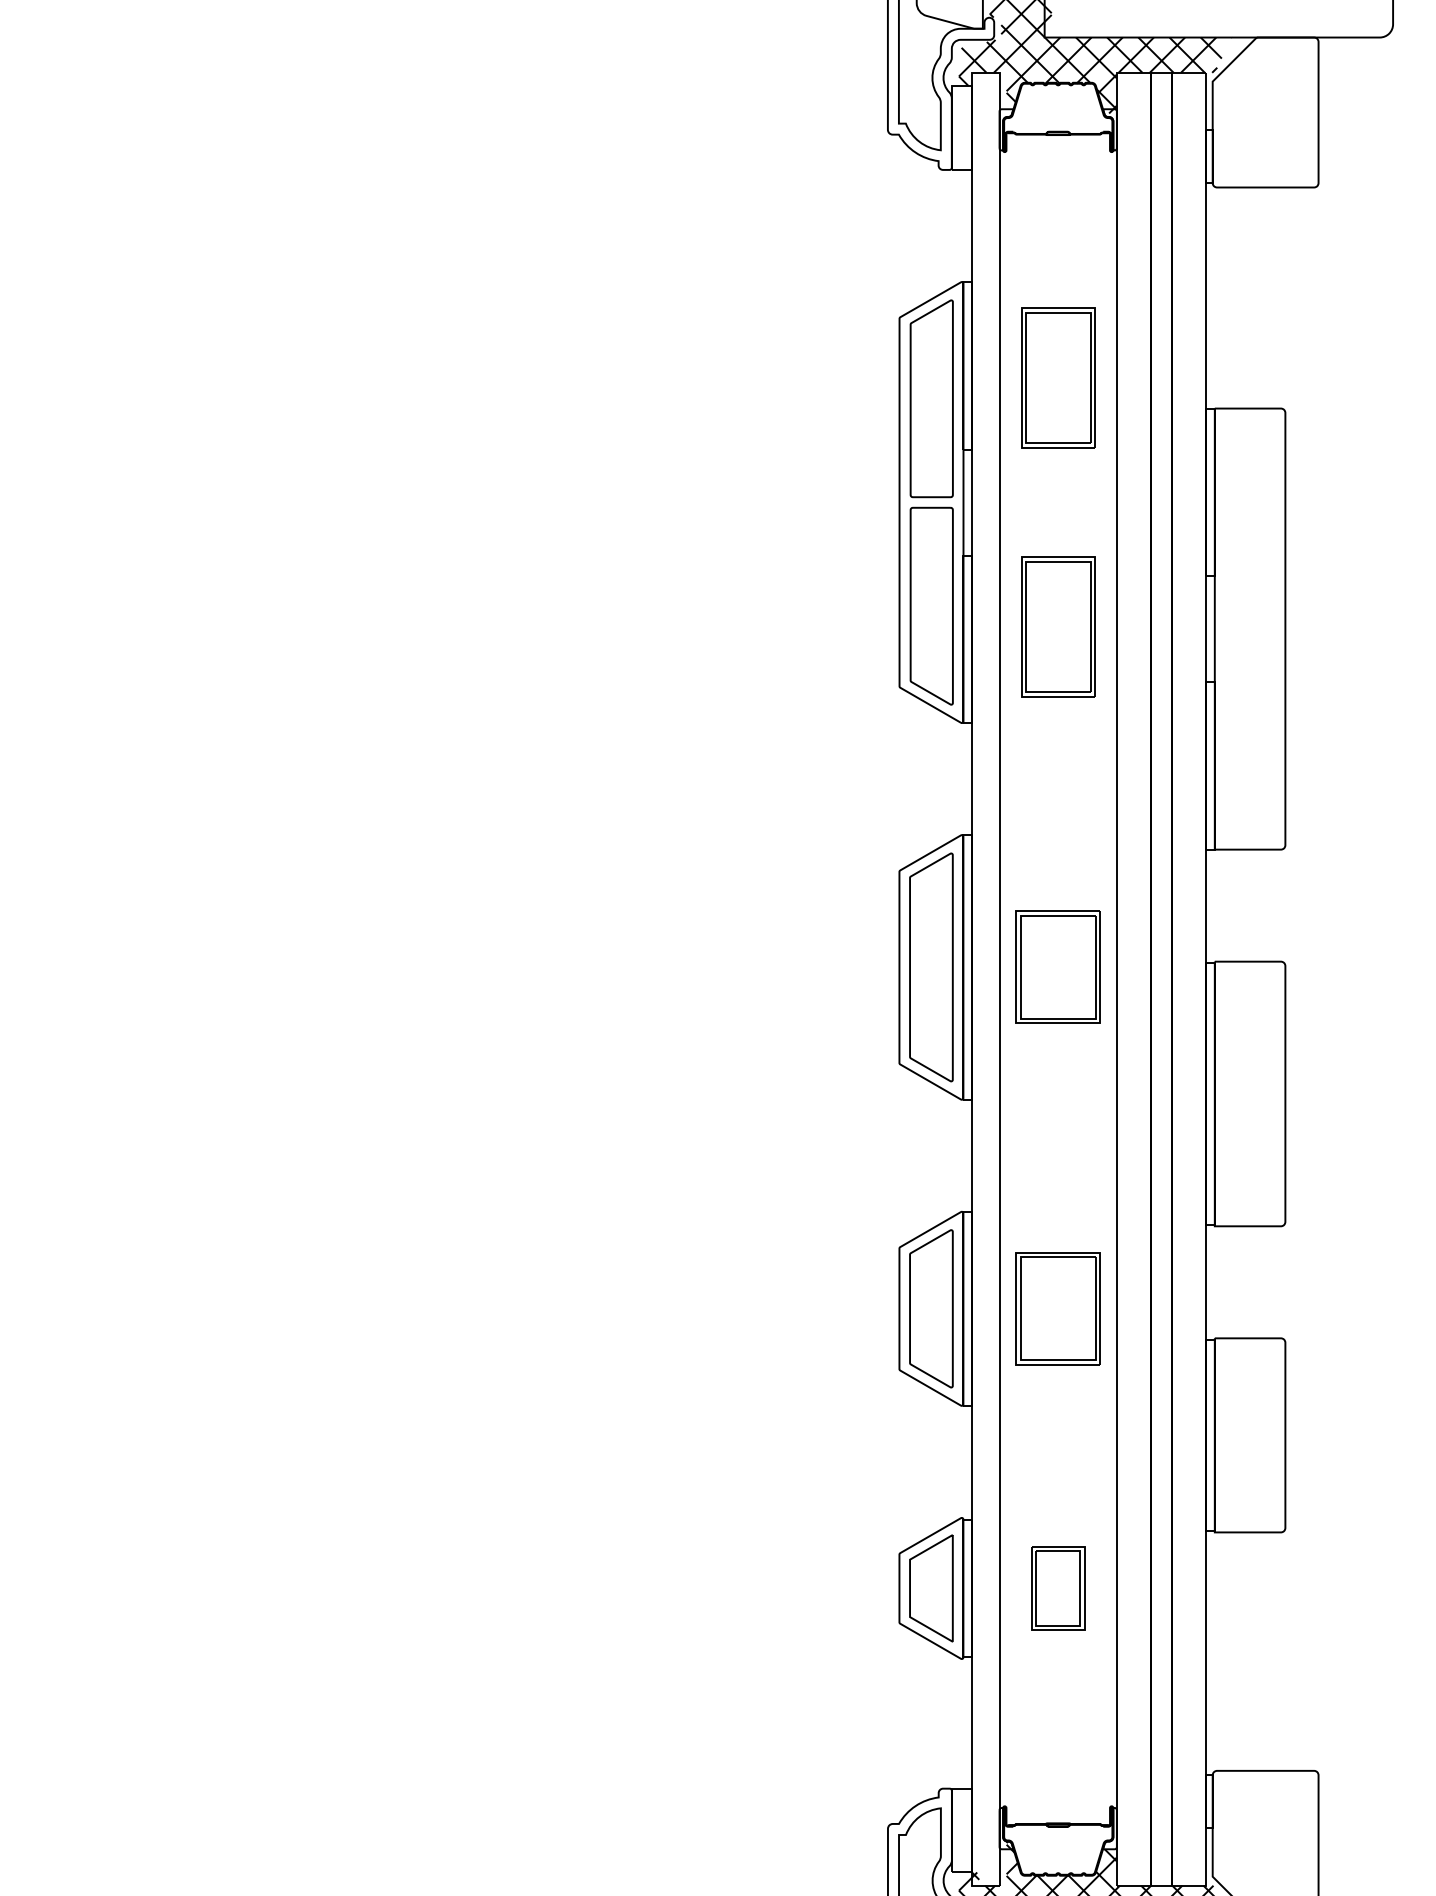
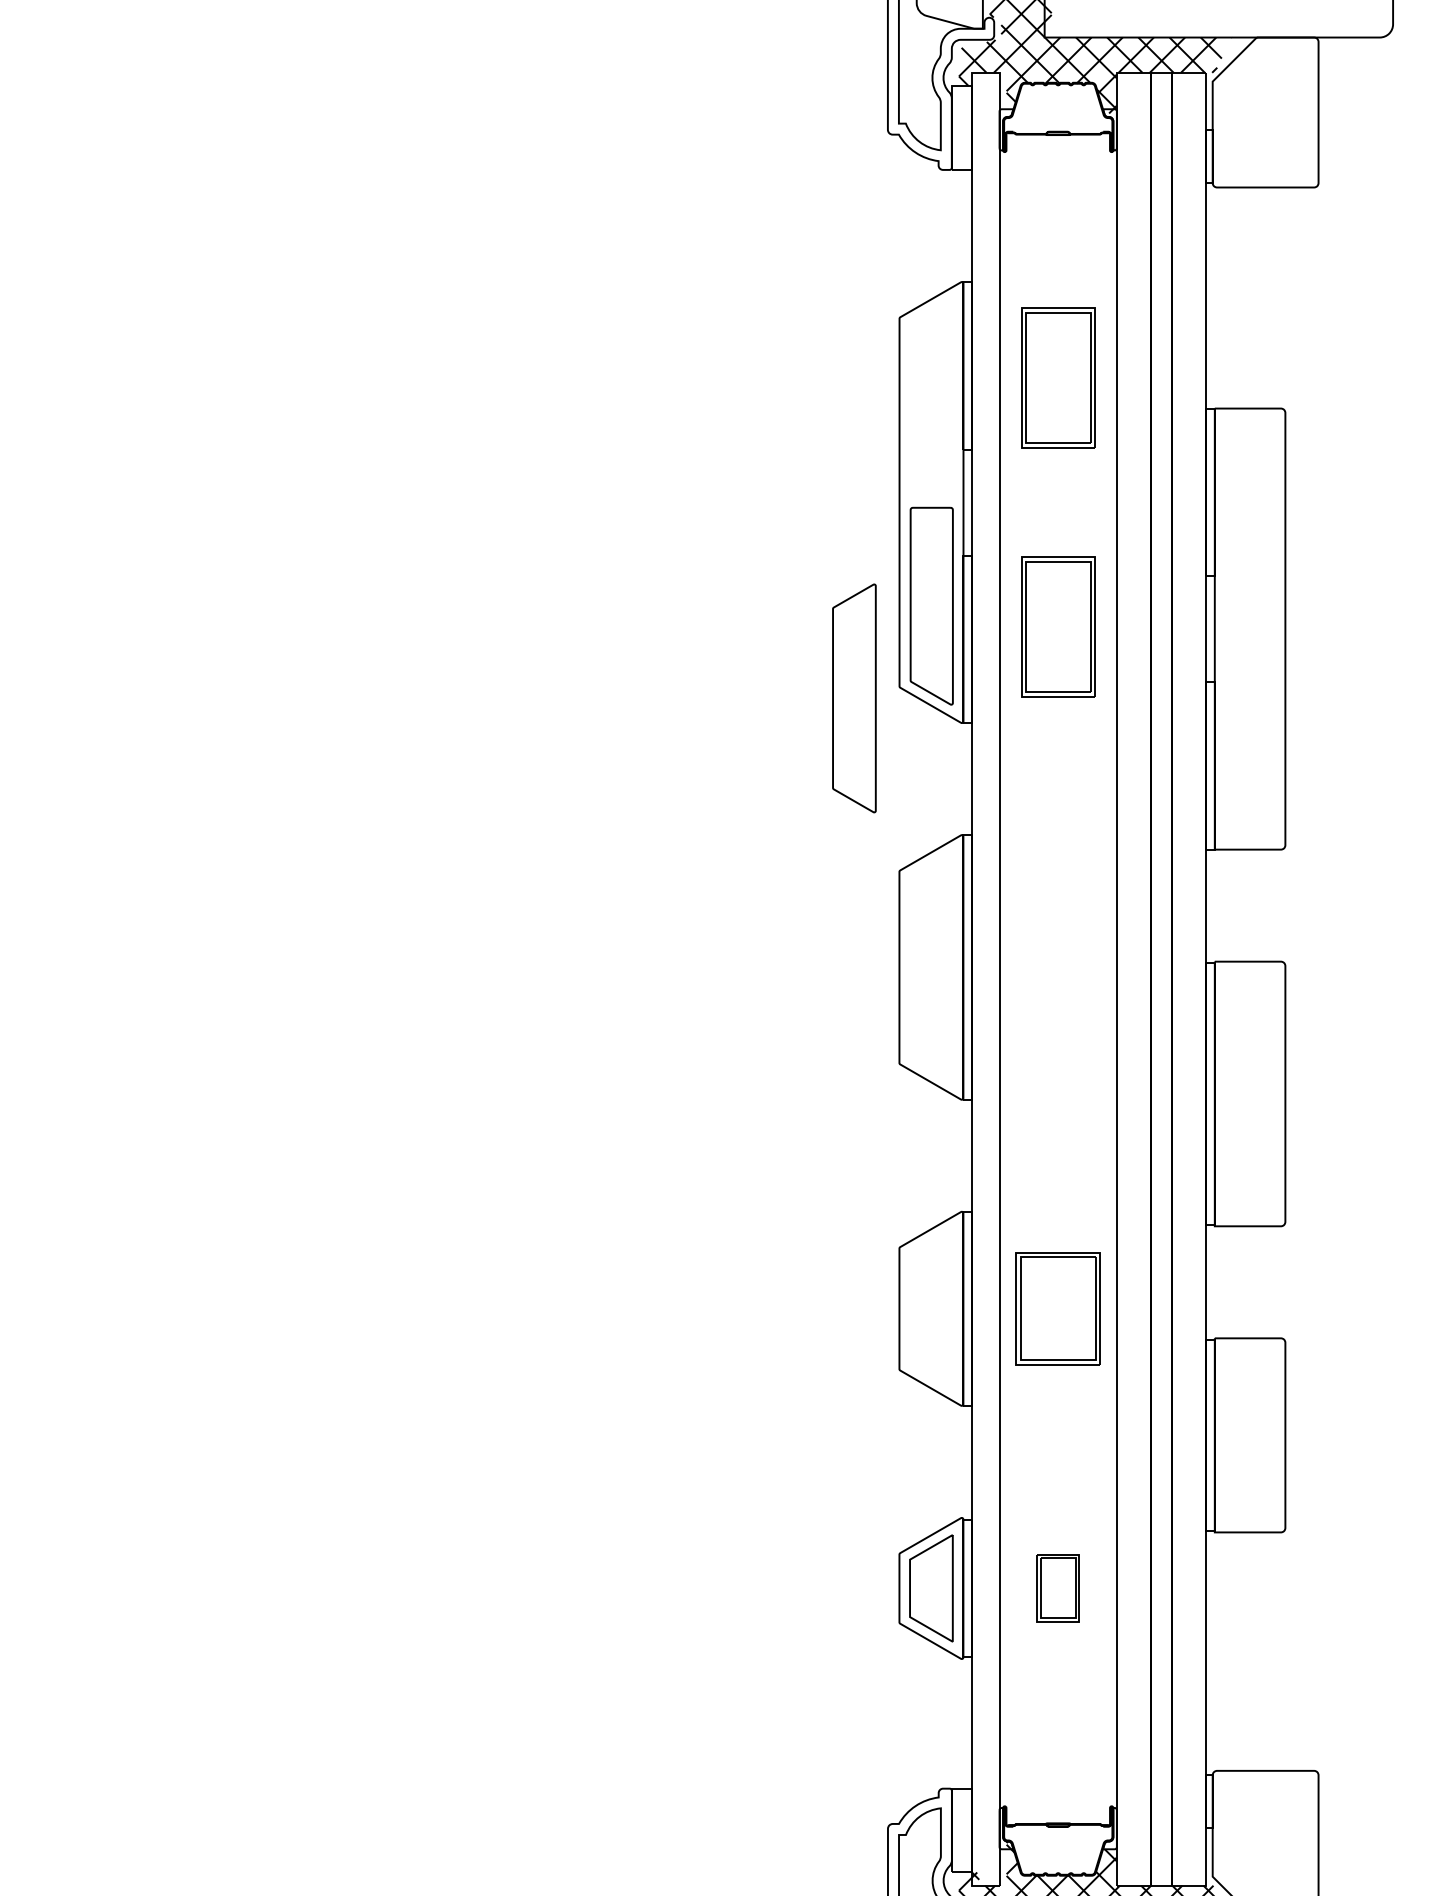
part: present -> none (931, 398)
part: present -> none (1057, 966)
part position: (931, 967) -> (854, 698) (854, 698)
part: present -> none (931, 1308)
part size: 55x85 px -> 44x69 px (1057, 1588)
